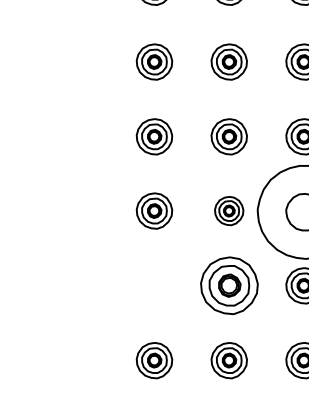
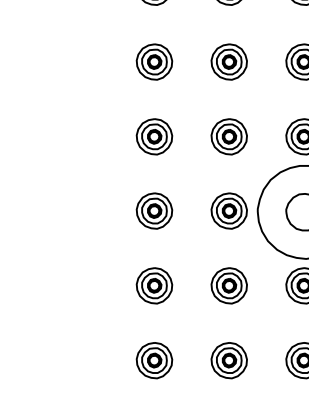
part size: 31x31 px -> 38x38 px (228, 210)
part: none -> present (154, 285)
part size: 59x60 px -> 38x38 px (228, 285)
